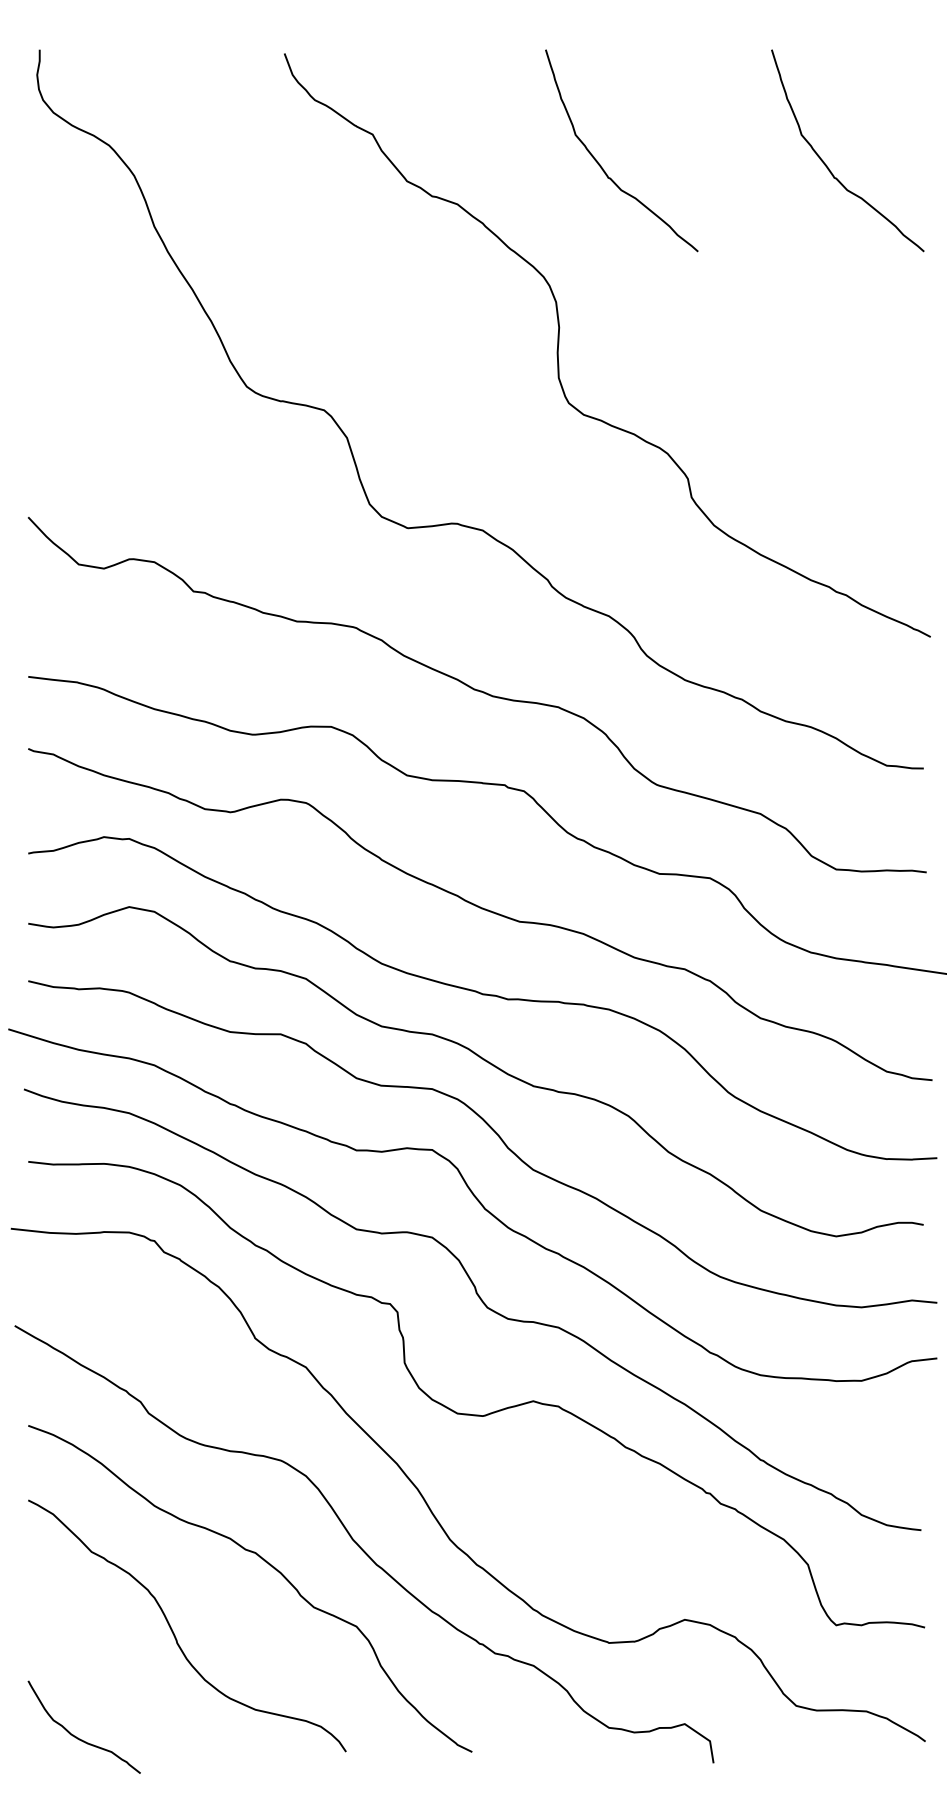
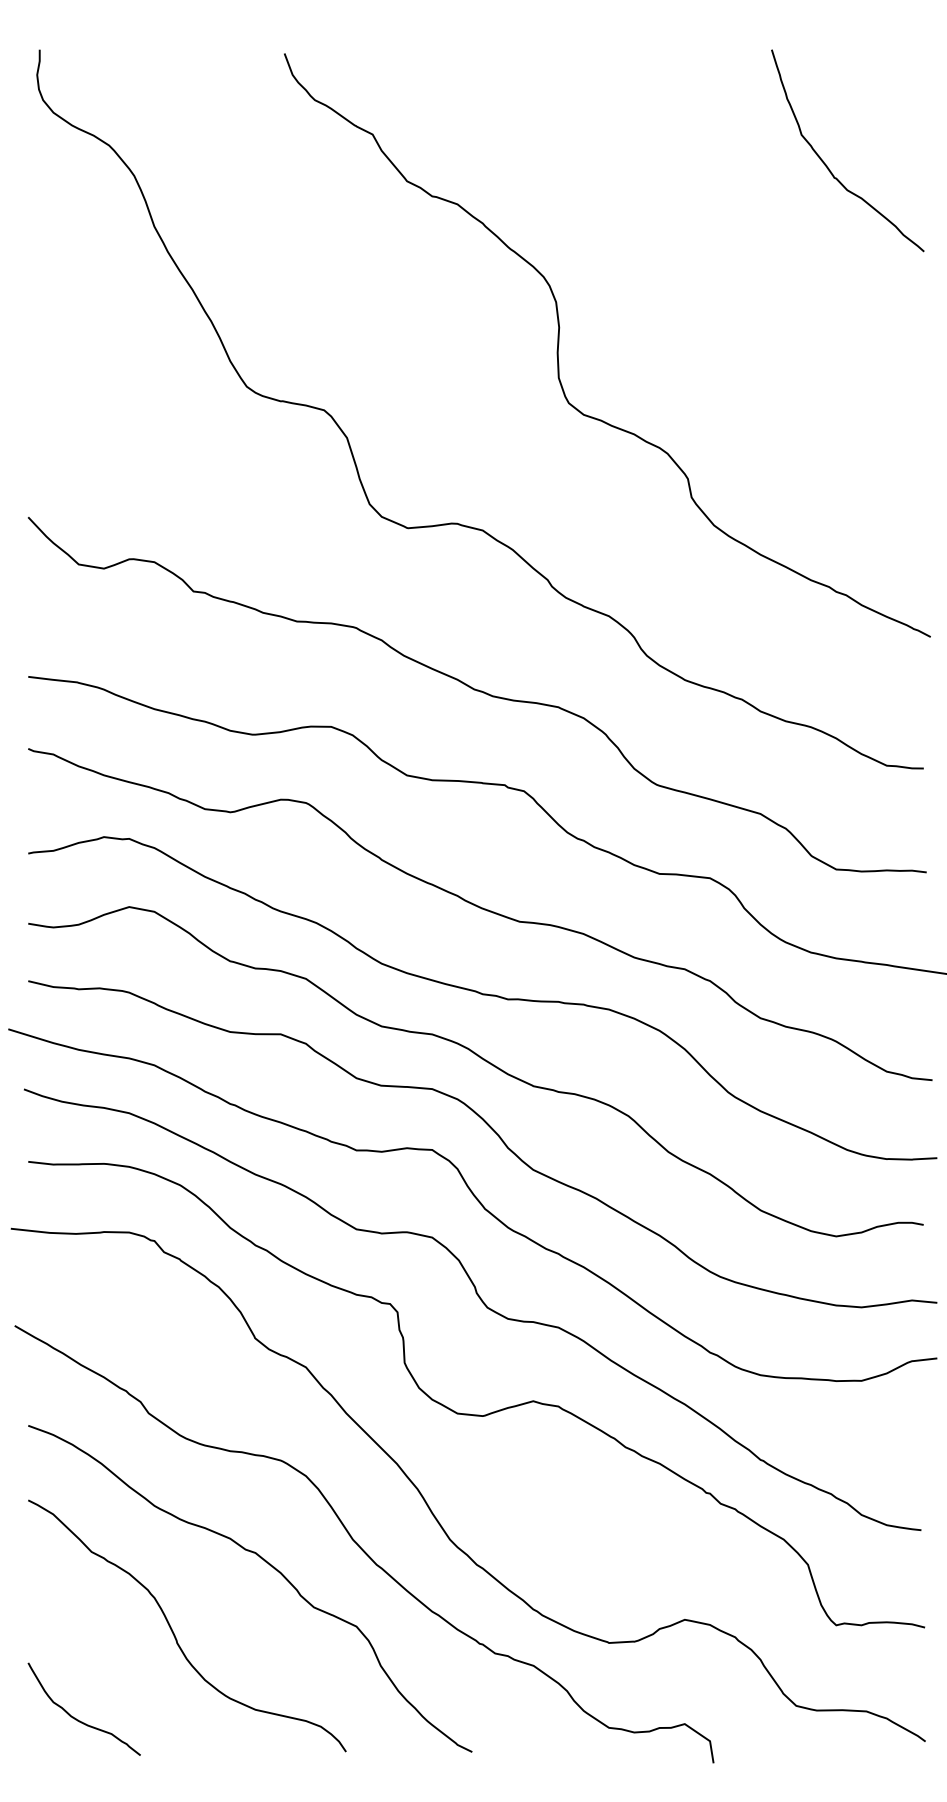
curve: present -> none (601, 165)
curve position: (75, 1735) -> (75, 1717) (75, 1717)
